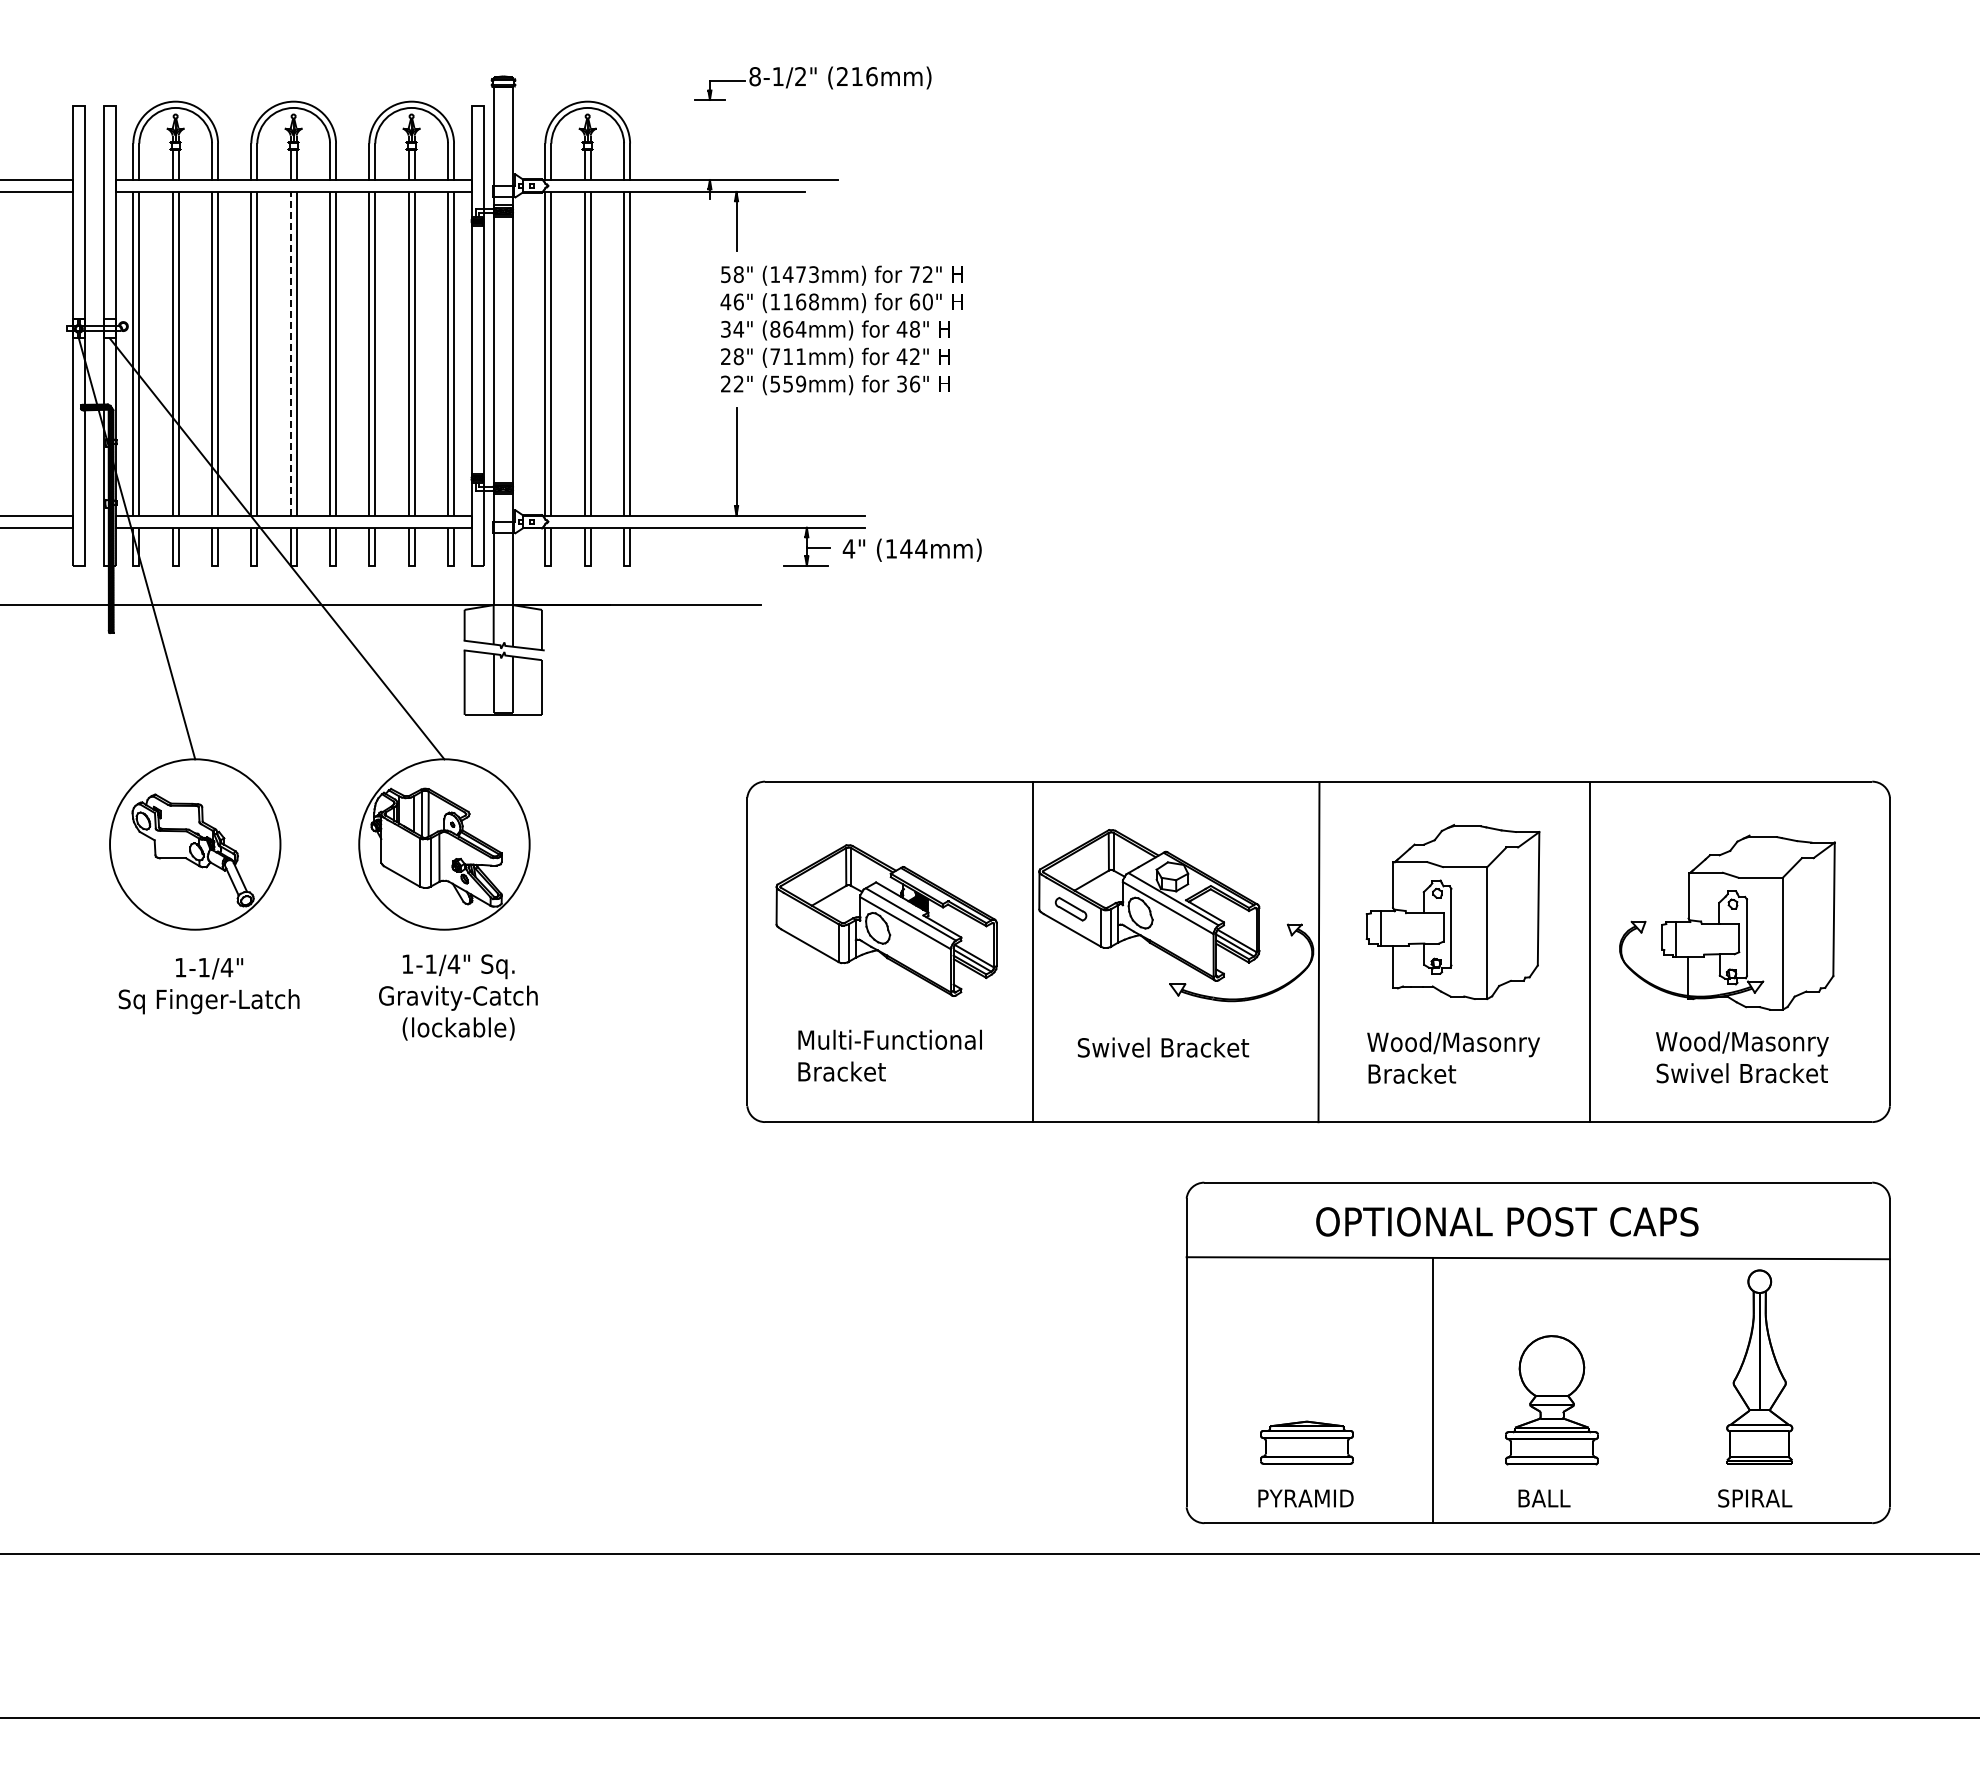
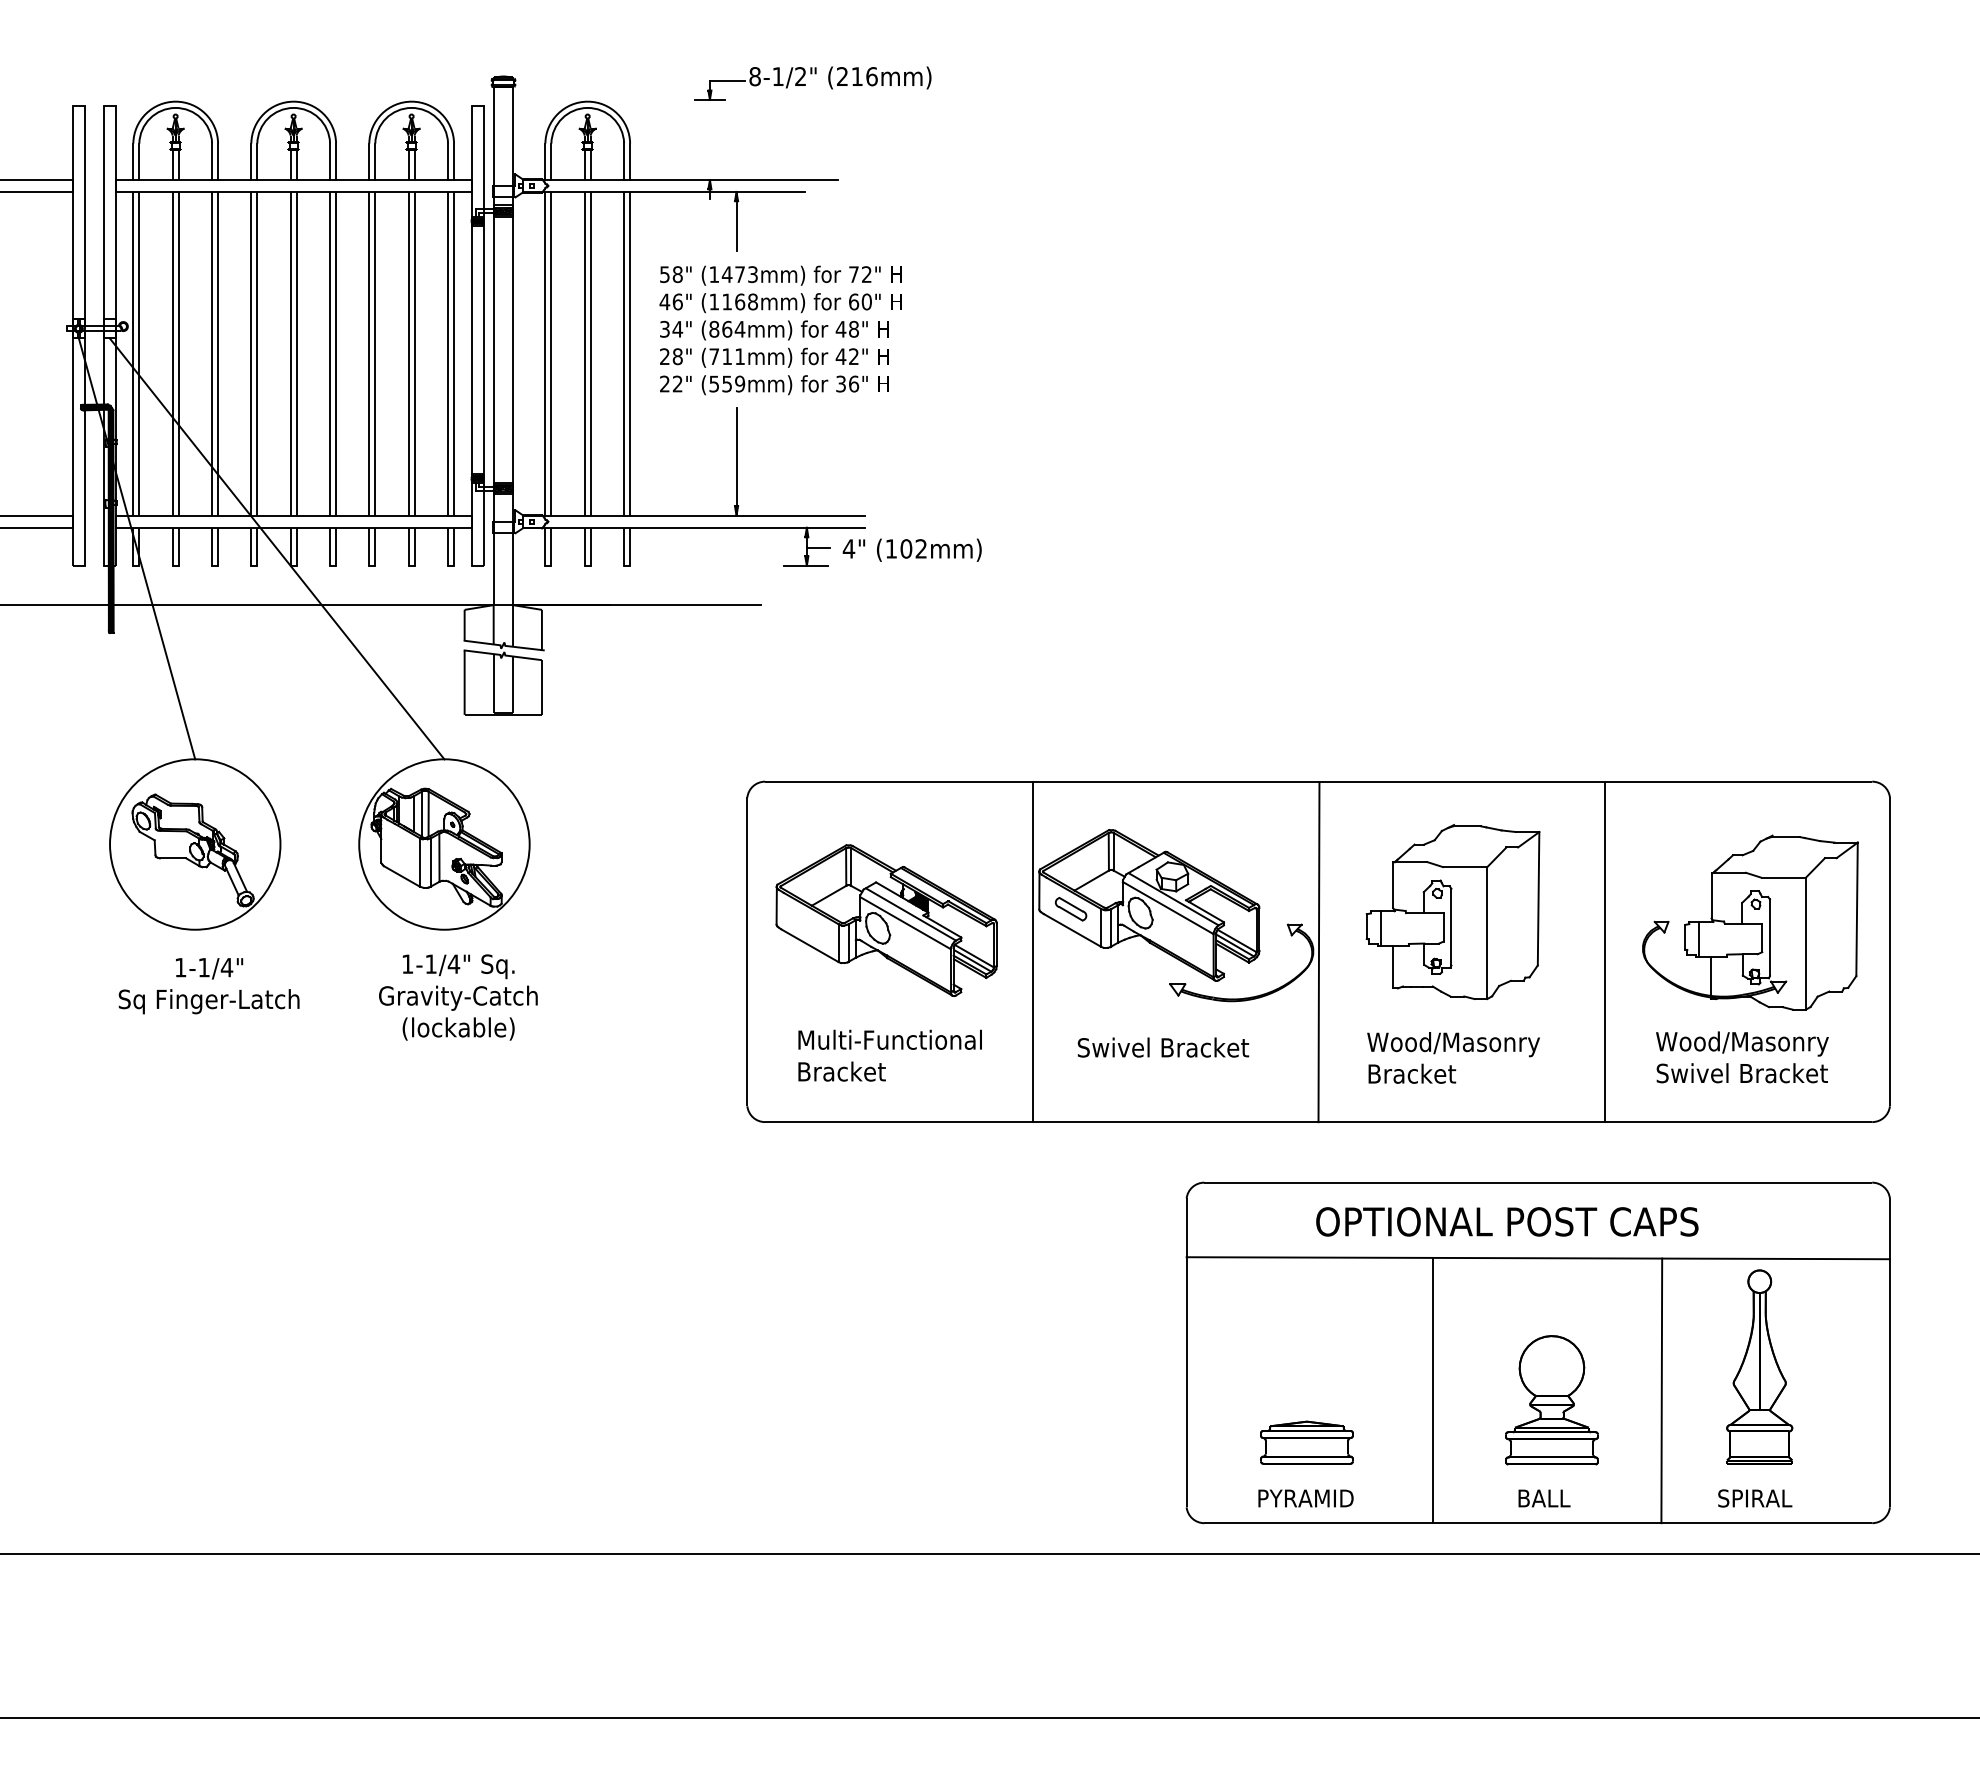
text position: (841, 330) -> (780, 330) (780, 330)
line: dashed -> solid (290, 353)
text: (144mm) -> (102mm) (913, 548)
part position: (1727, 922) -> (1750, 922) (1750, 922)
line position: (1590, 952) -> (1605, 952) (1605, 952)
line: none -> present (1661, 1390)
